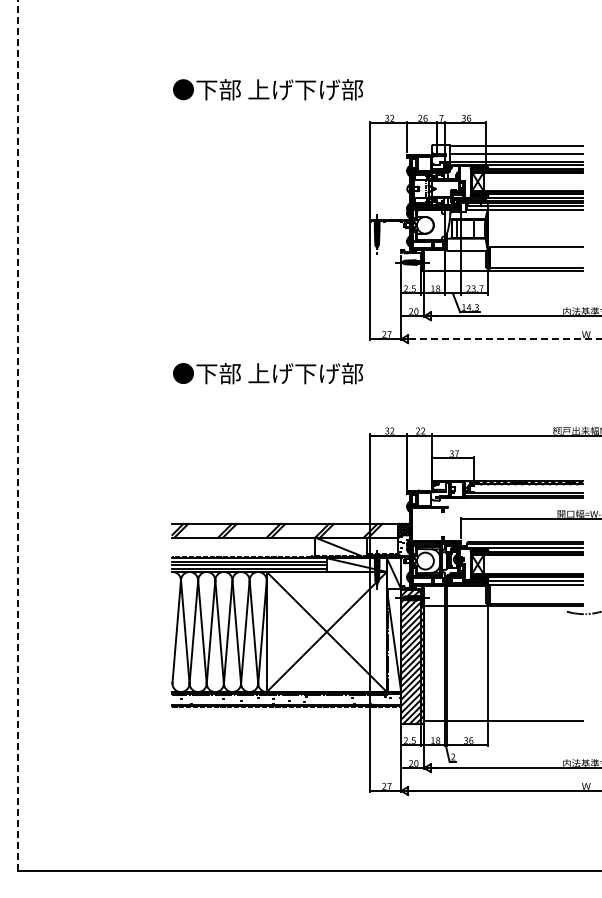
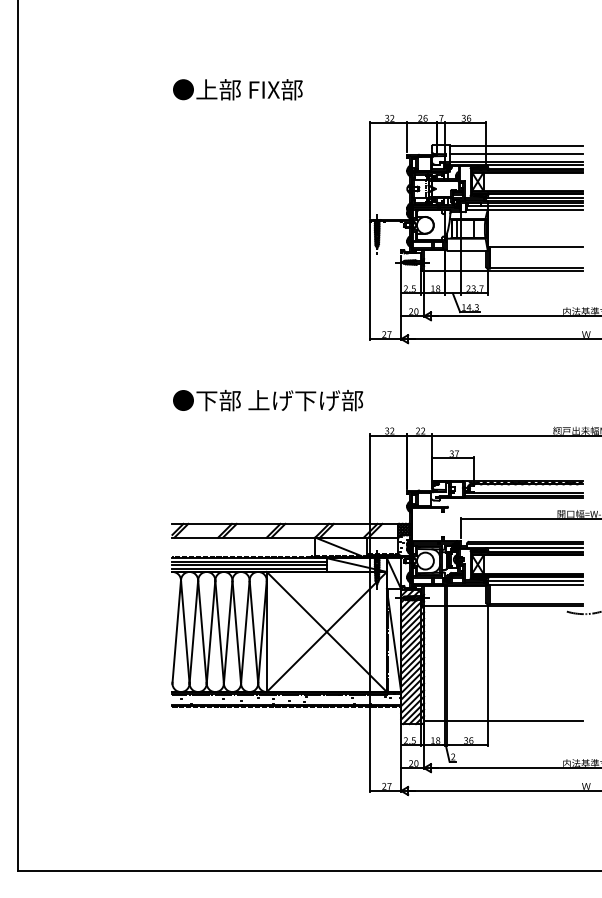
text: ●下部 上げ下げ部 -> ●上部 FIX部 (279, 89)
line: dashed -> solid (505, 339)
text position: (268, 373) -> (268, 400) (268, 400)
line: dashed -> solid (18, 435)
